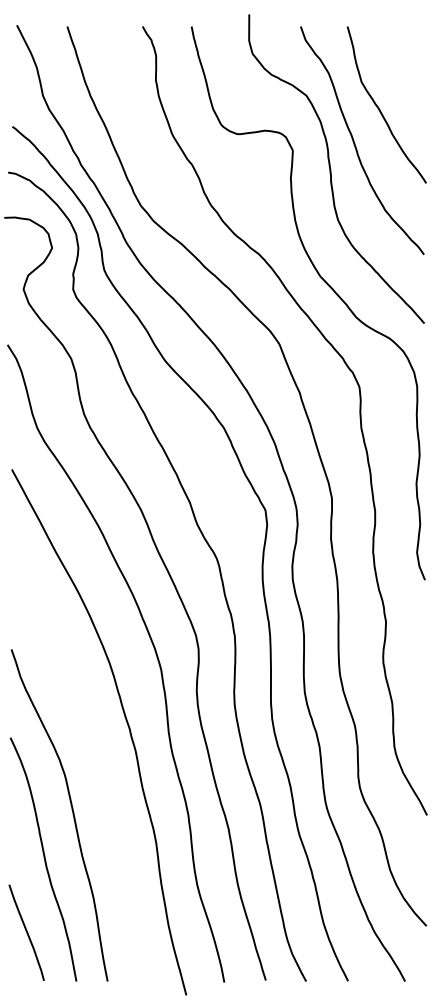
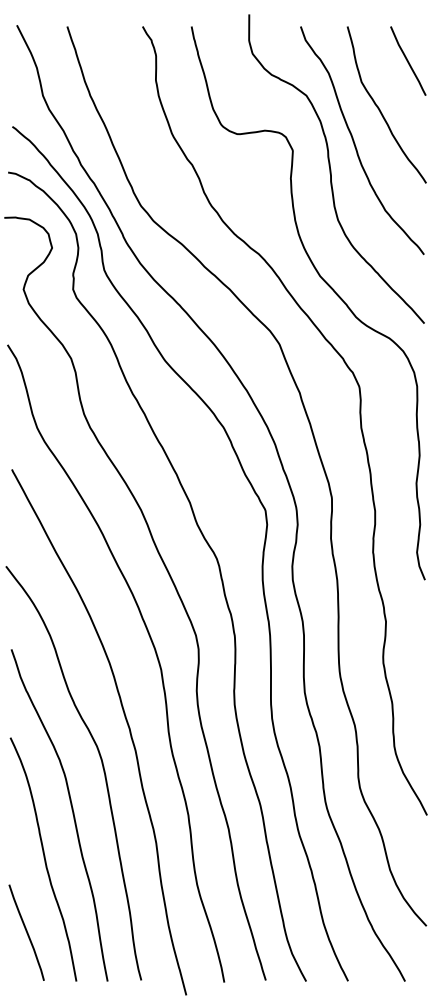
curve: none -> present (408, 60)
curve: none -> present (101, 764)
